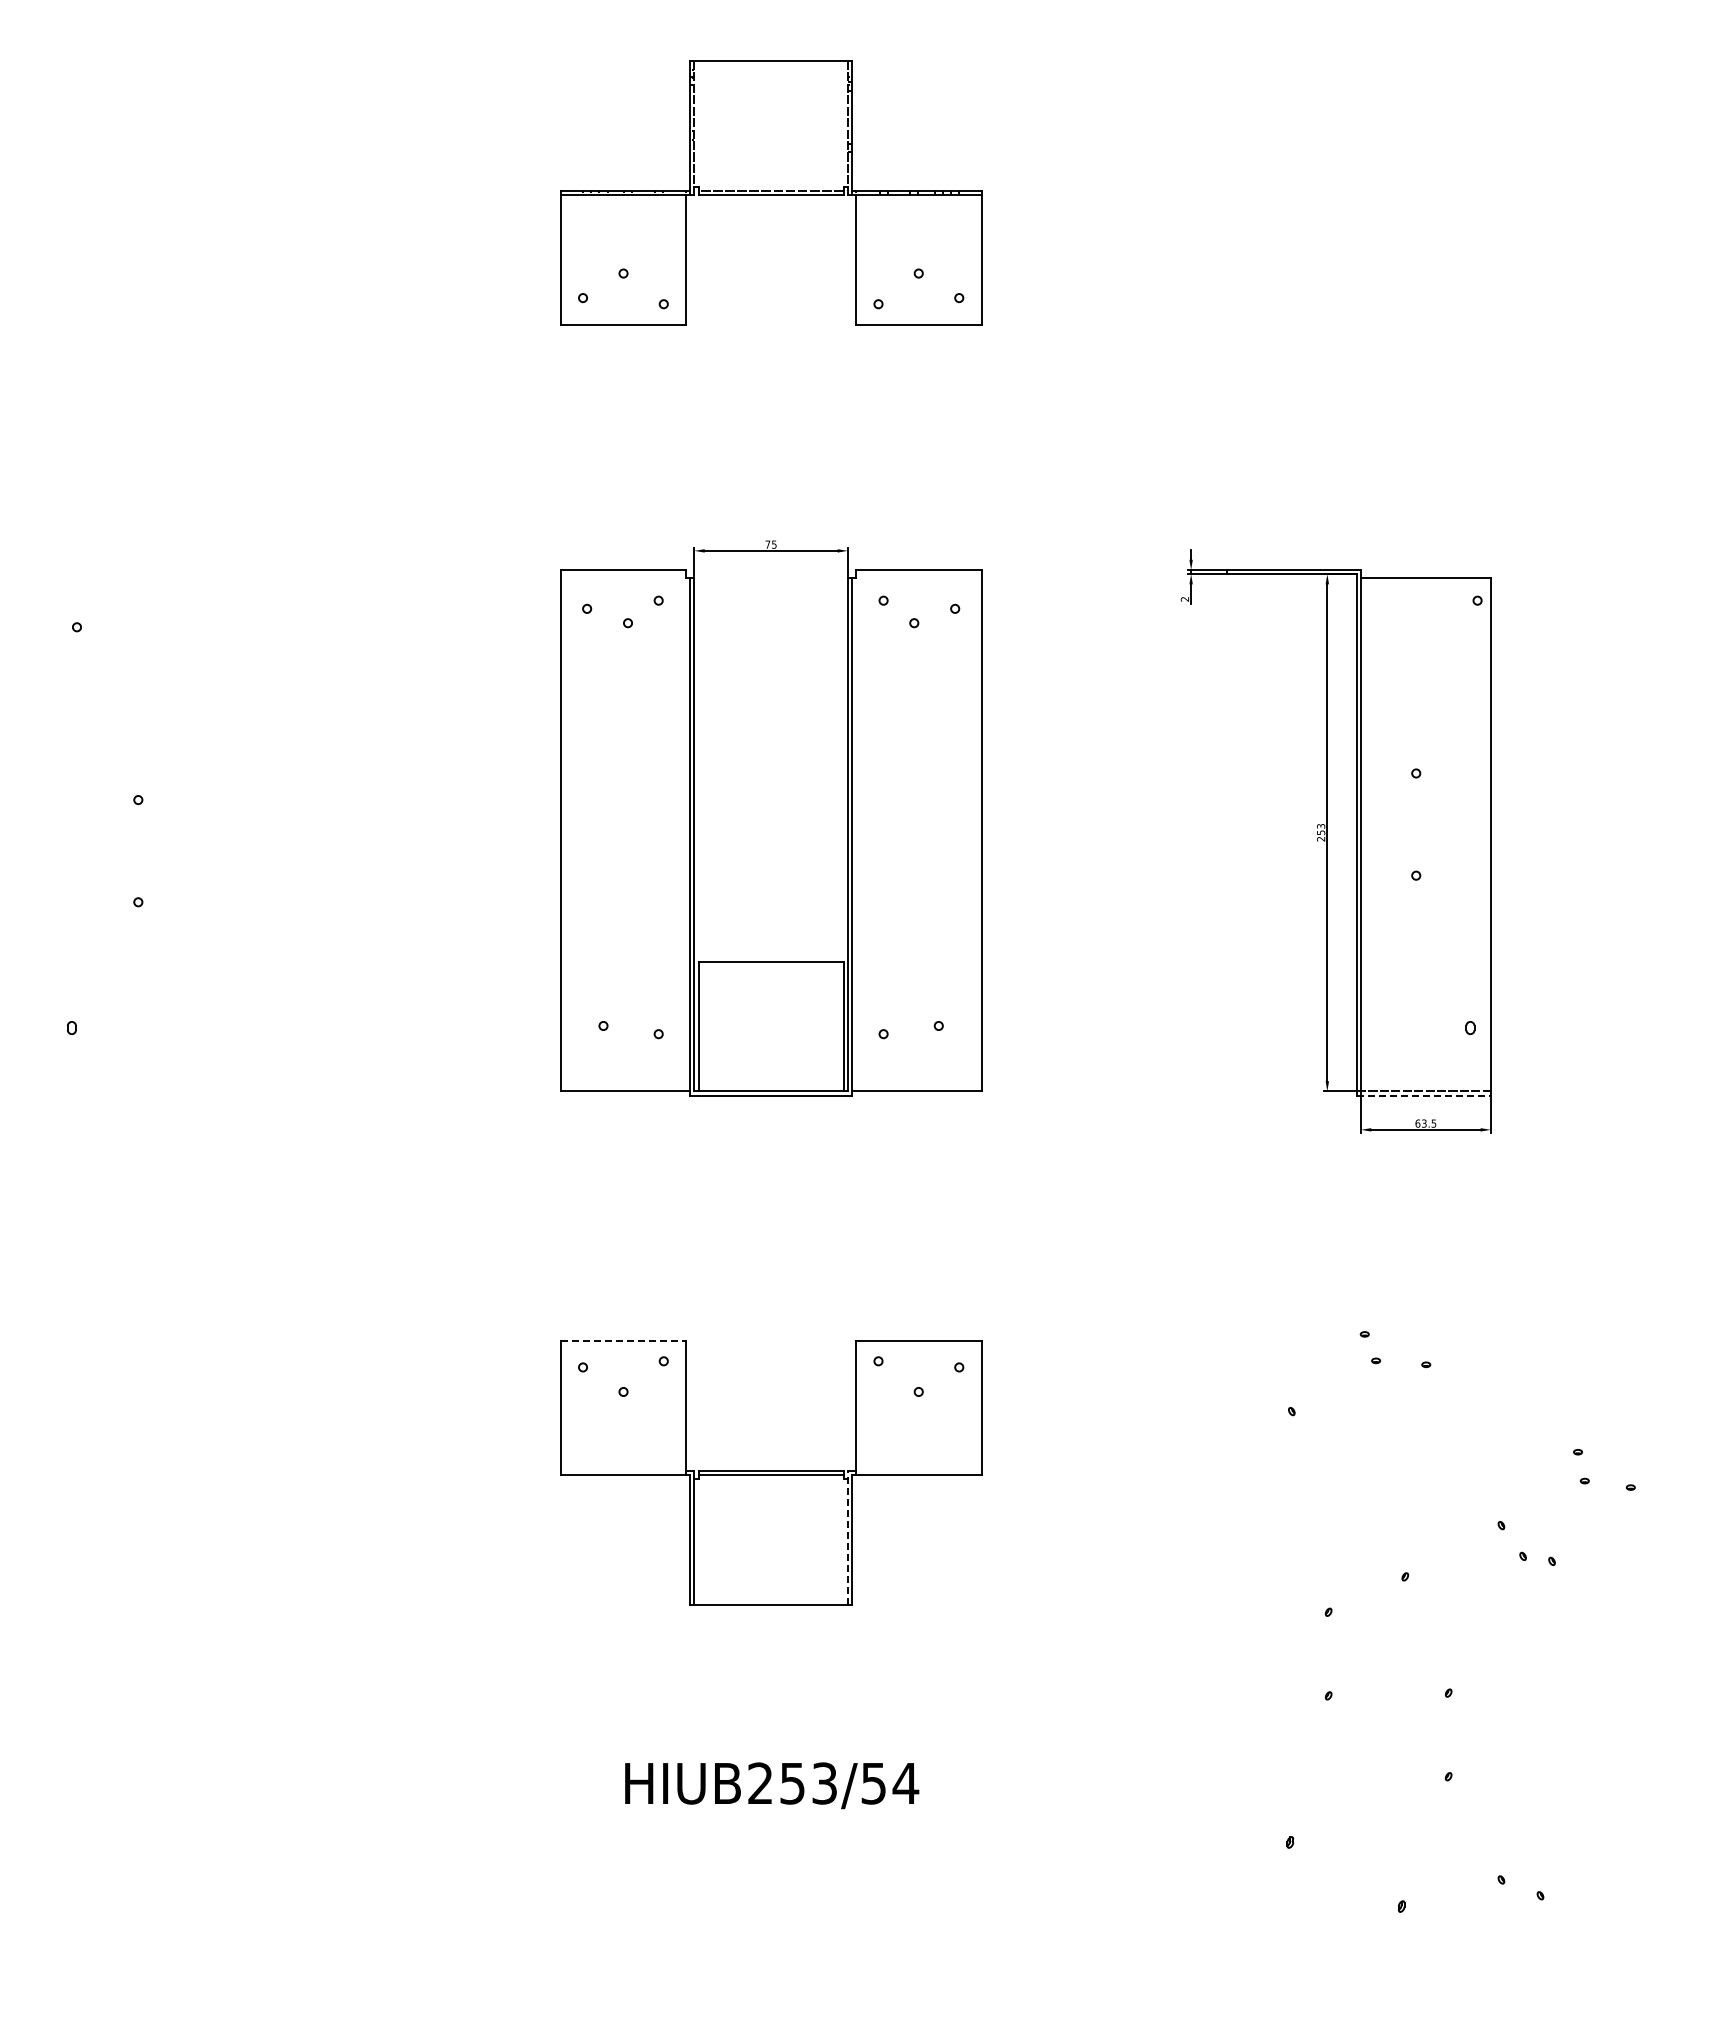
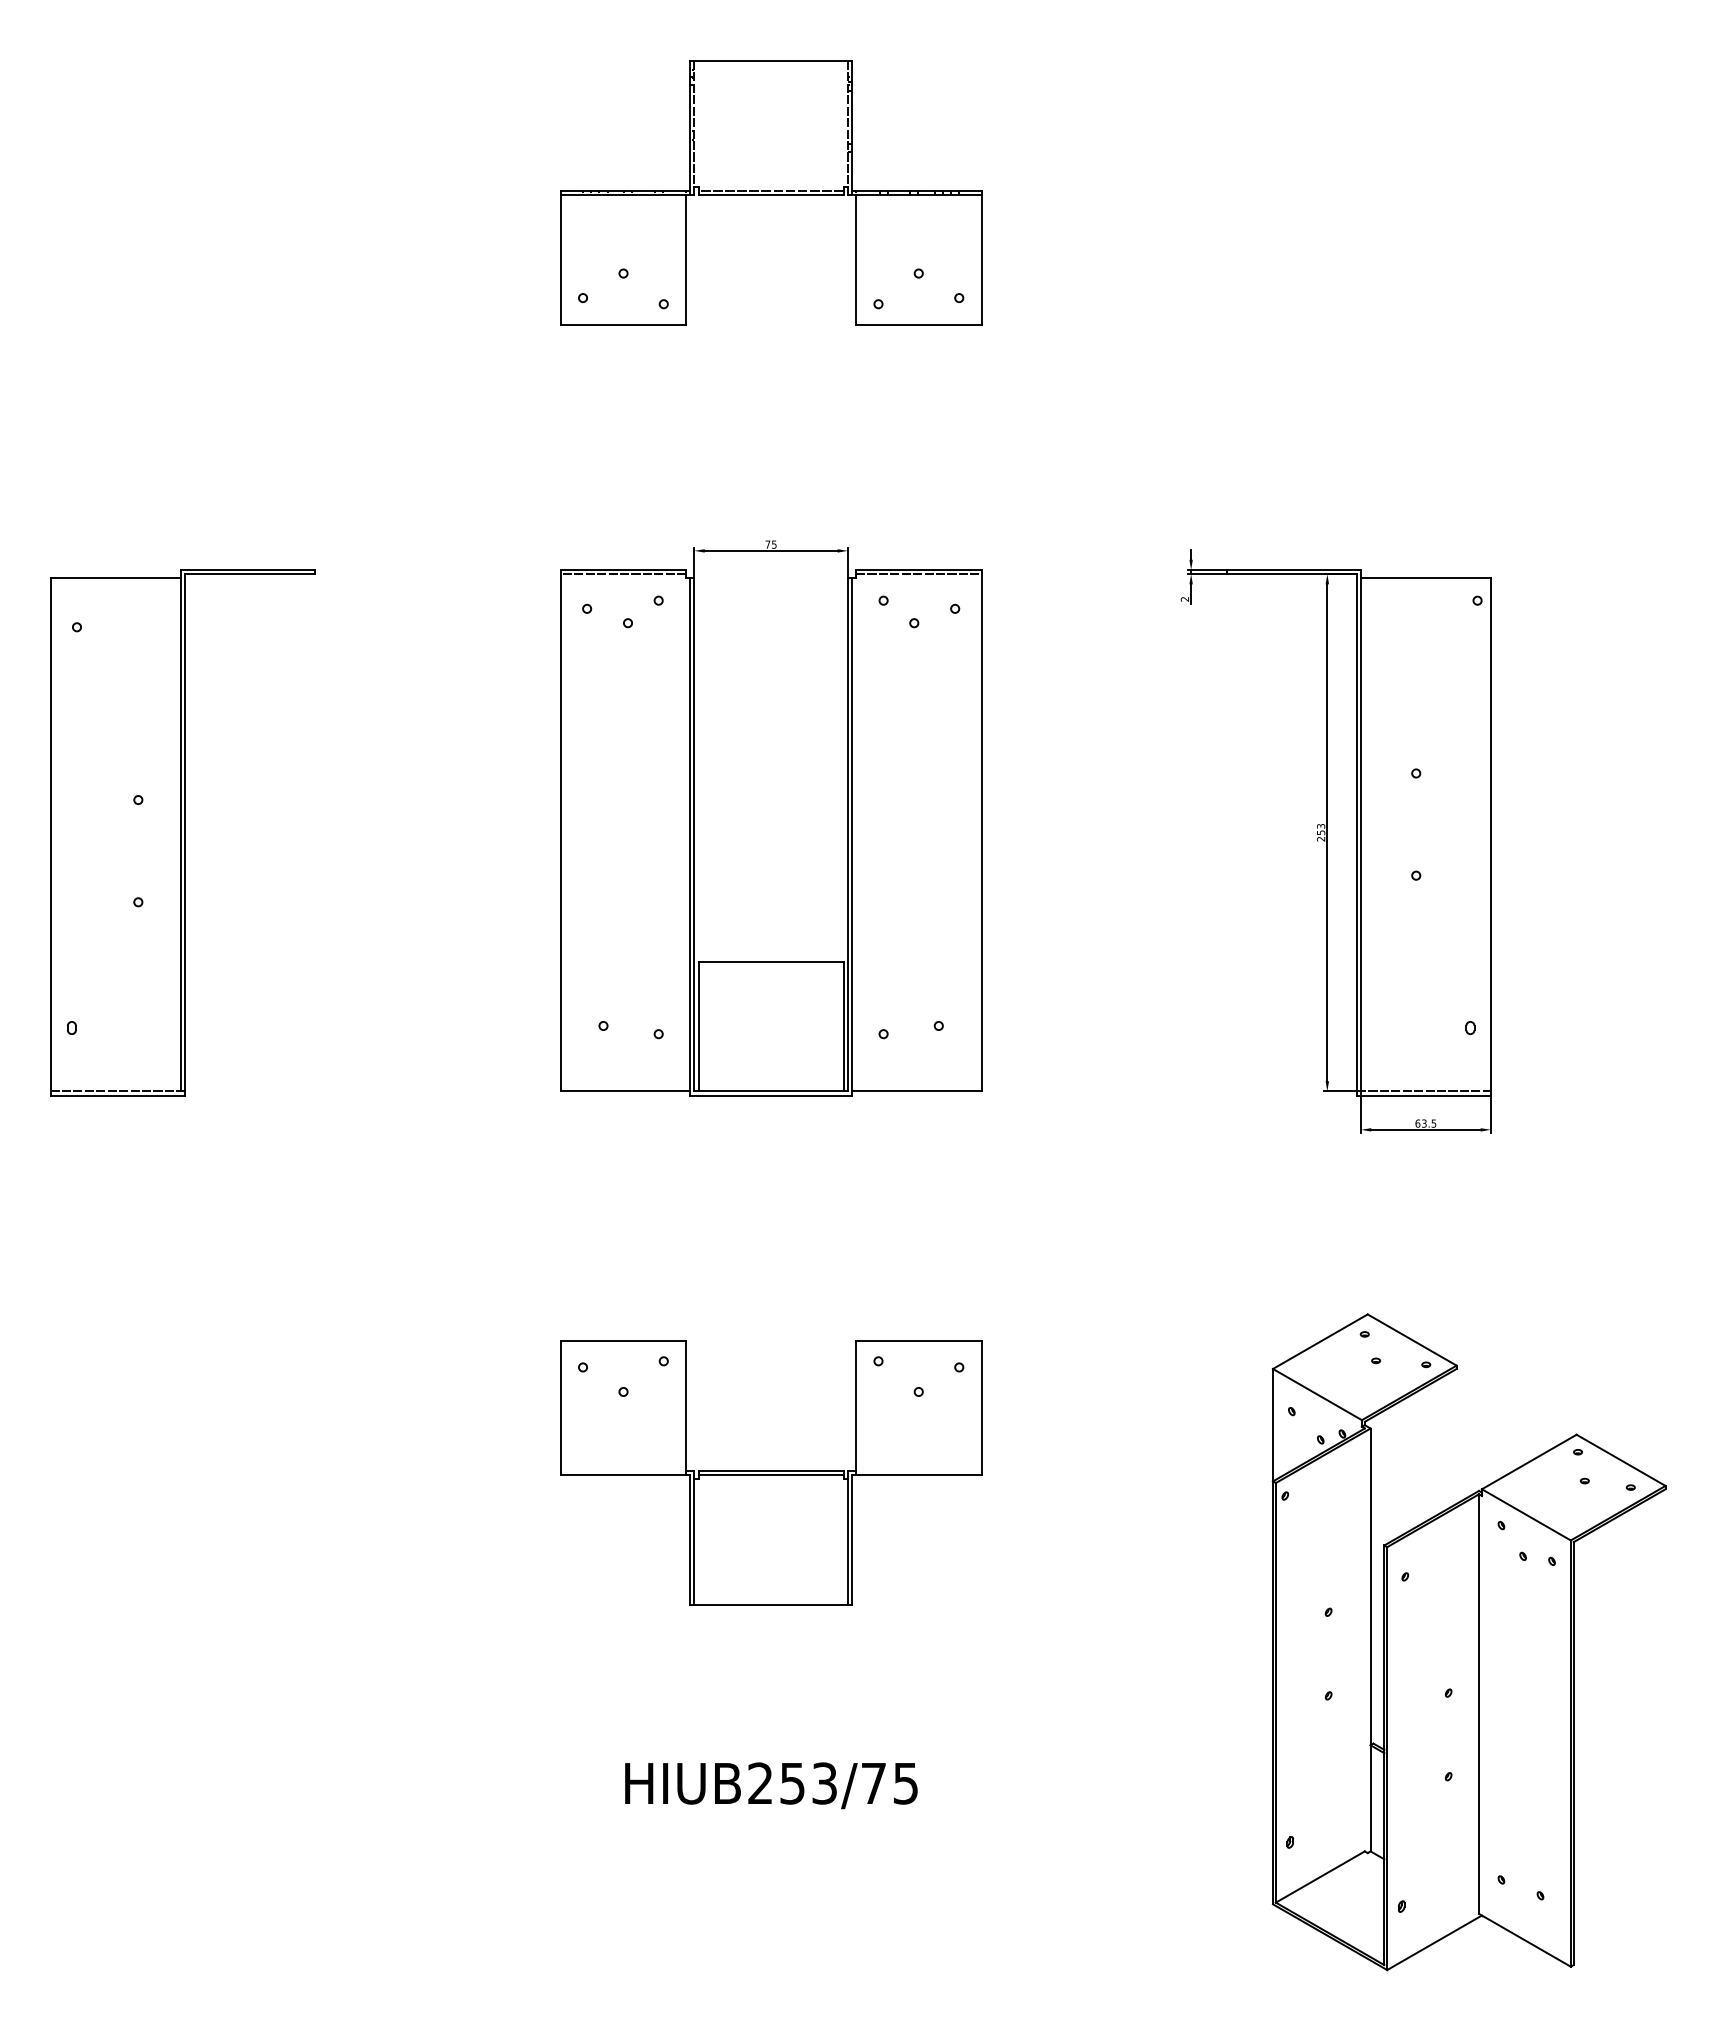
line: none -> present (623, 574)
line: none -> present (918, 574)
part: none -> present (182, 832)
line: dashed -> solid (1423, 1095)
line: dashed -> solid (623, 1340)
line: dashed -> solid (847, 1537)
part: none -> present (1468, 1642)
text: HIUB253/54 -> HIUB253/75 (890, 1783)
